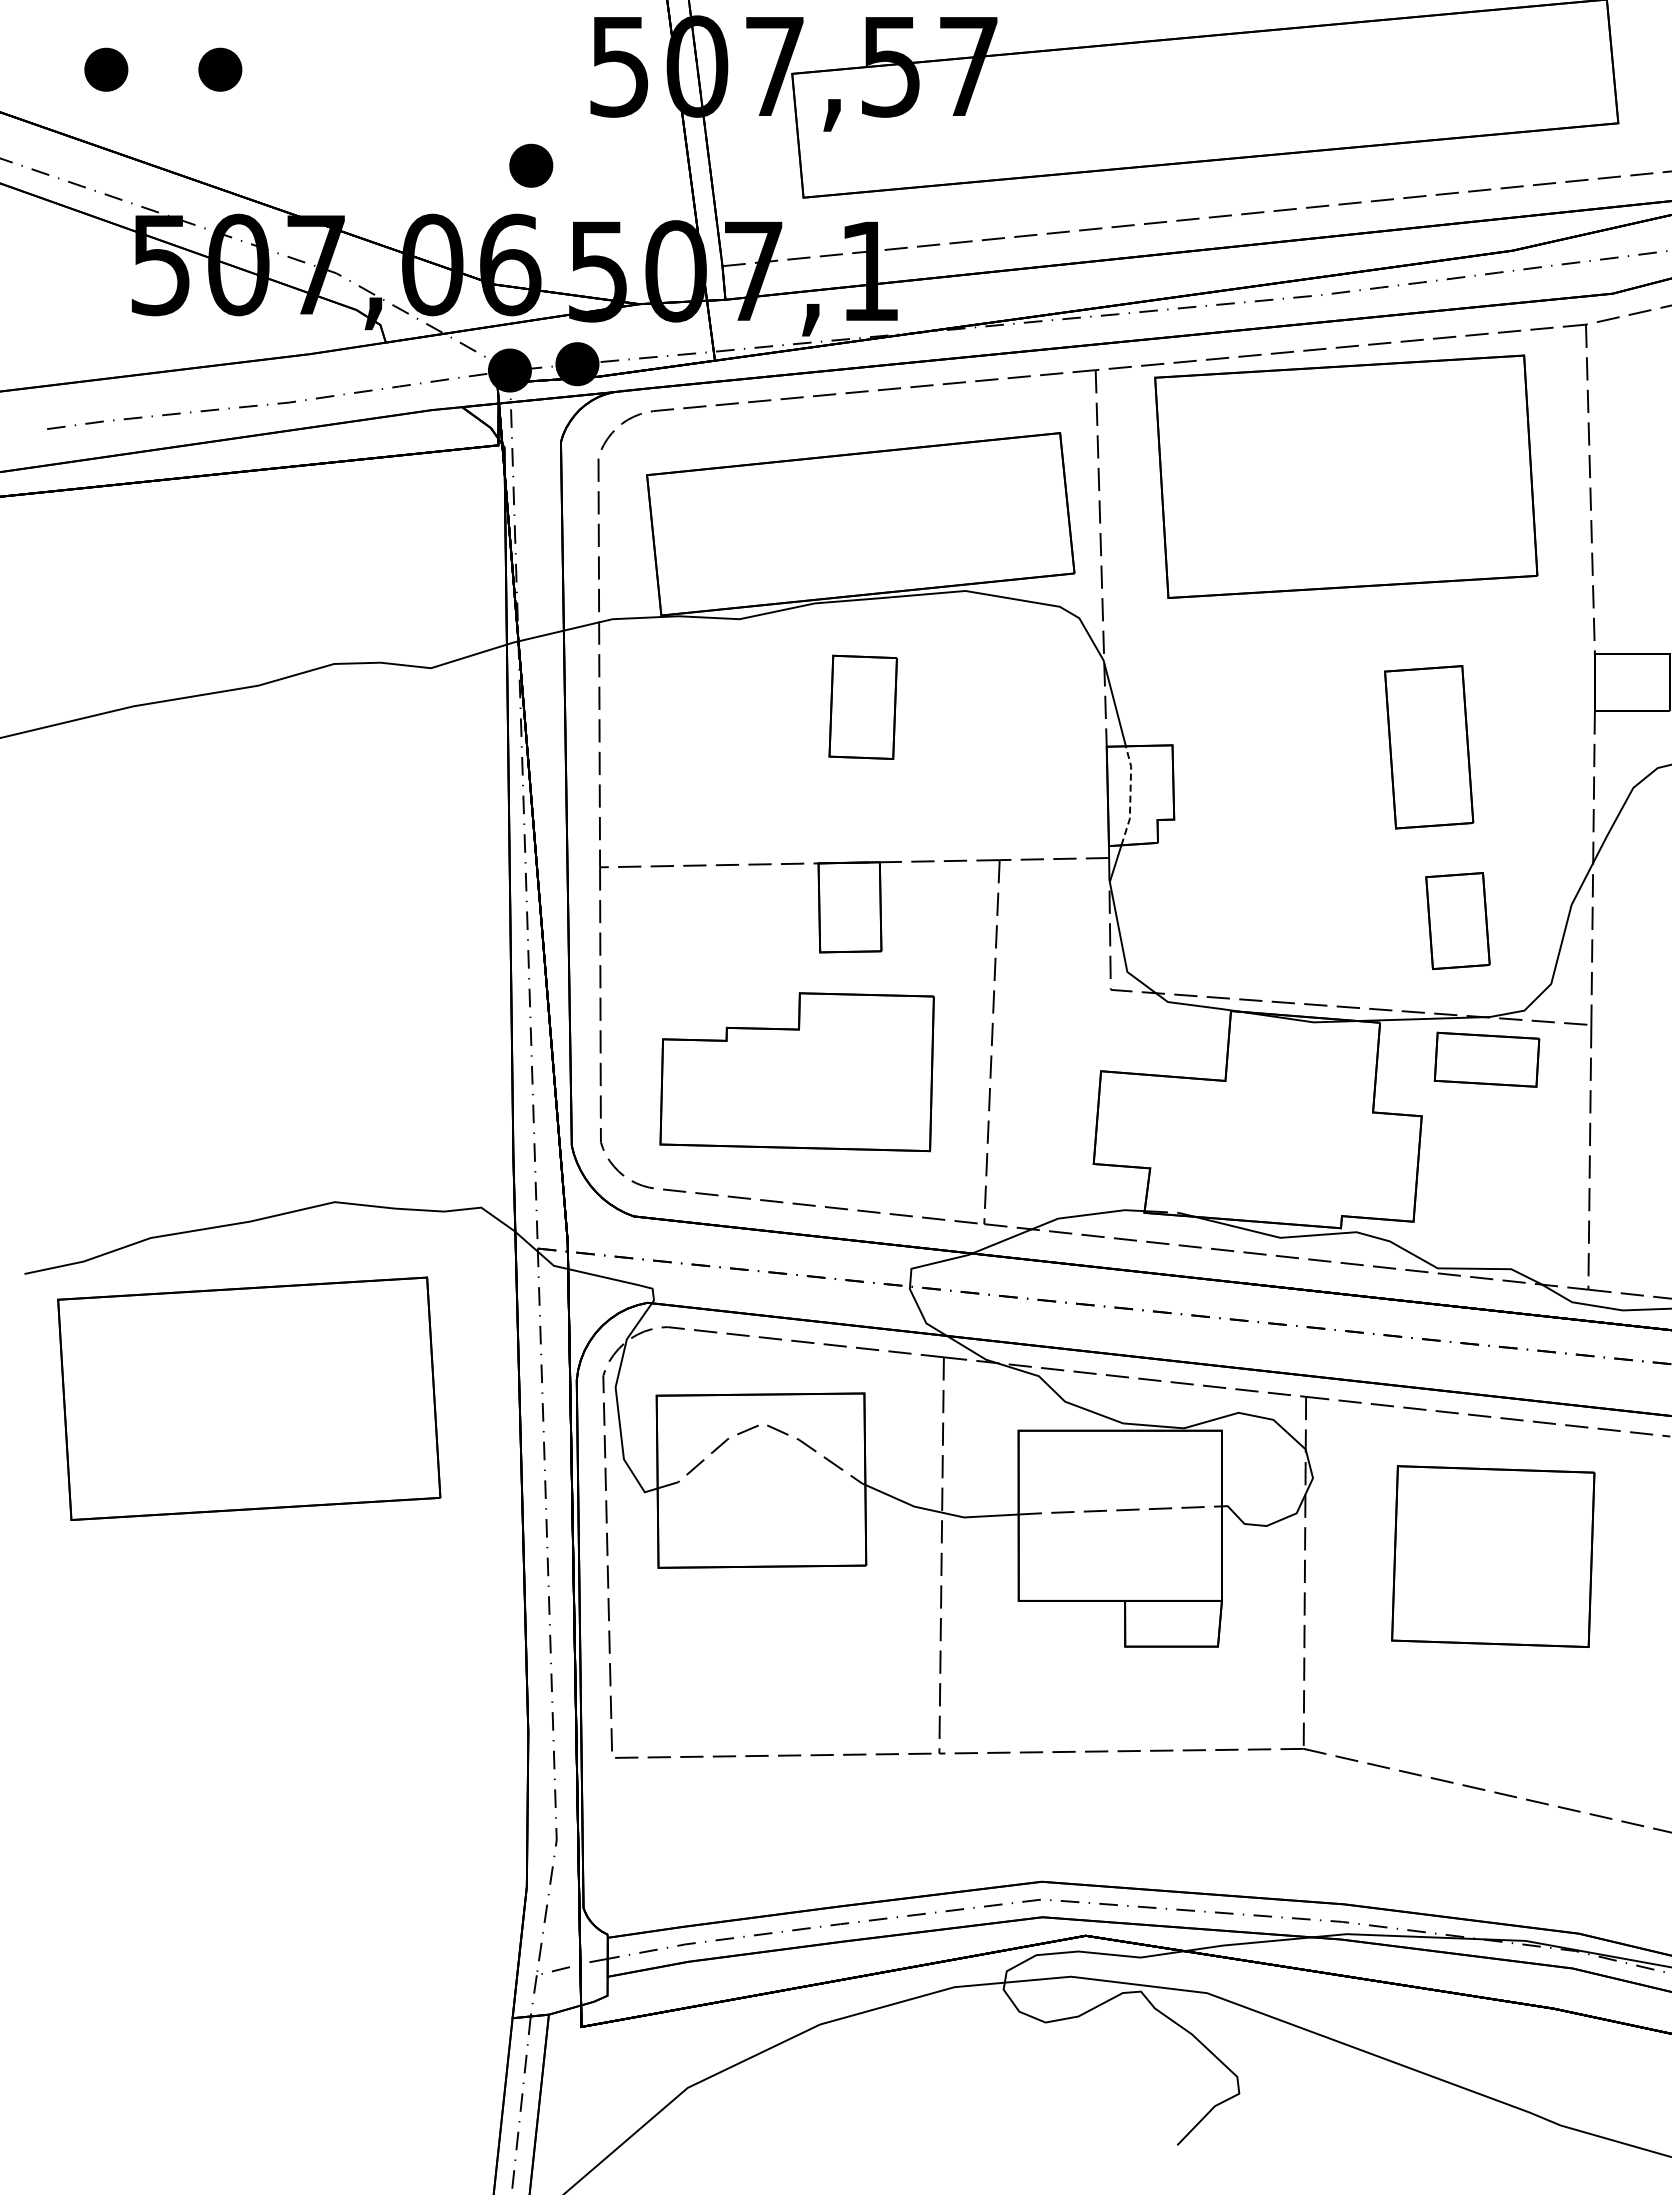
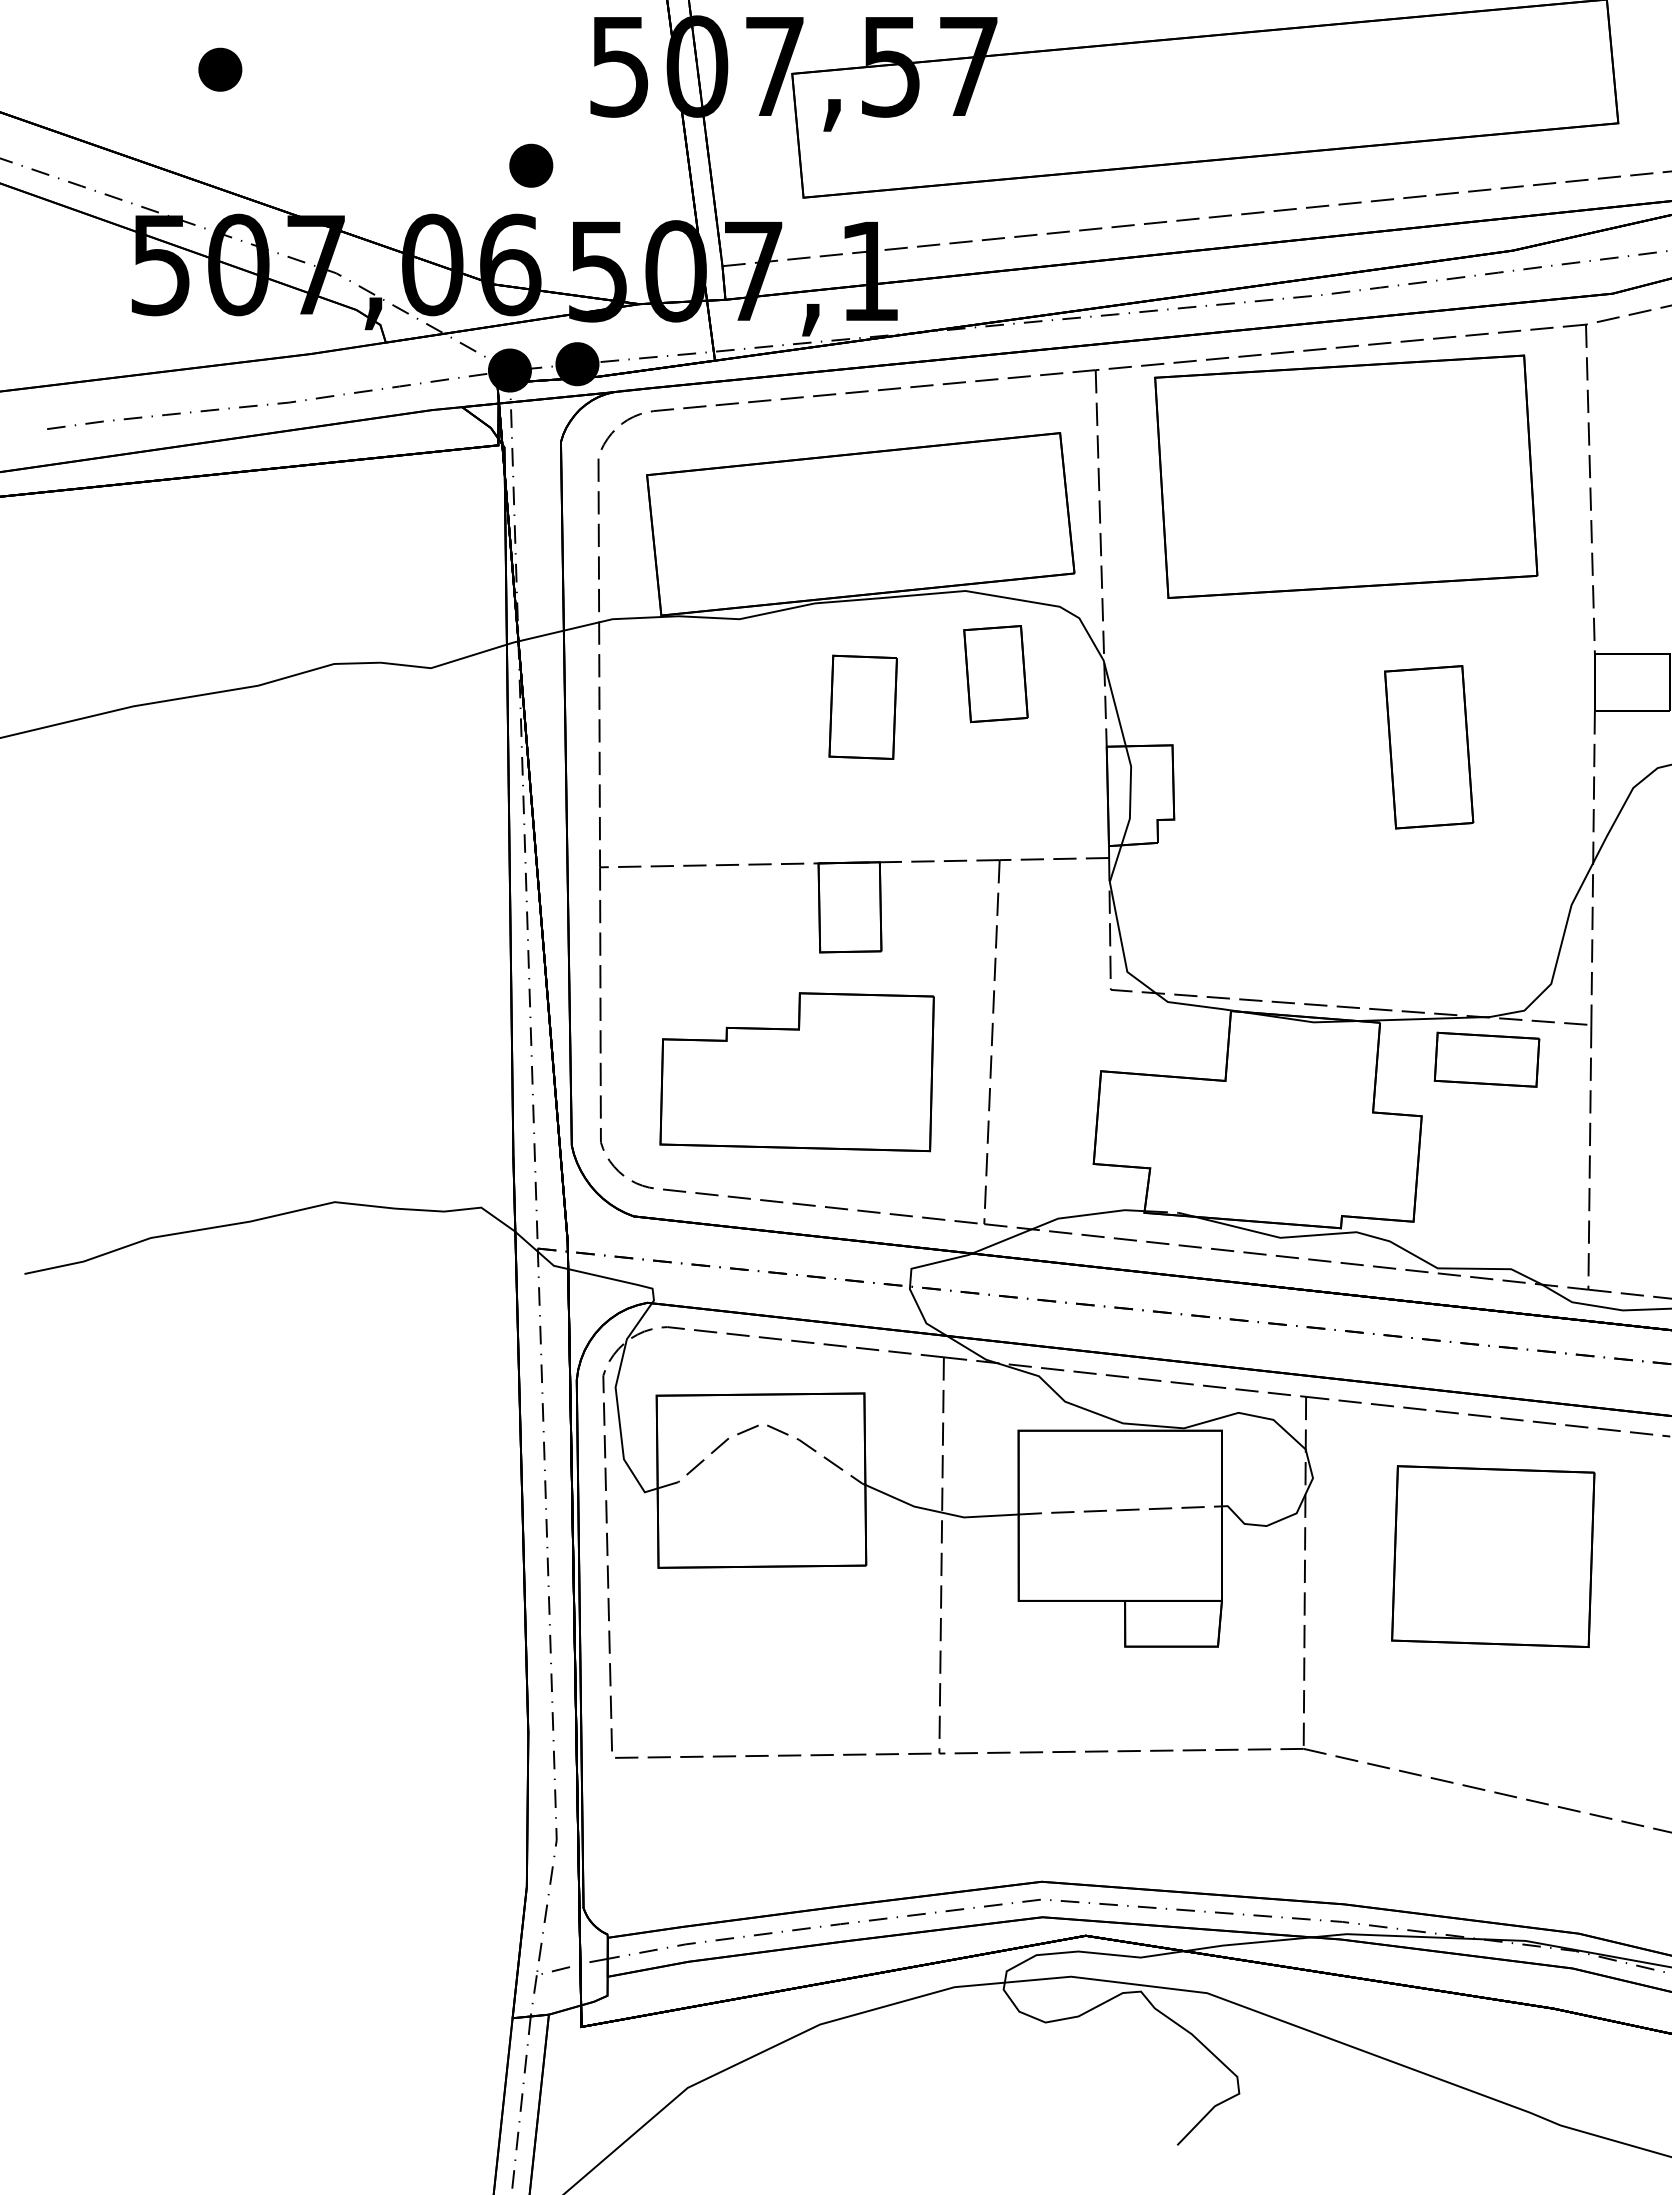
part: present -> none (106, 69)
line: dashed -> solid (1130, 796)
part position: (1457, 921) -> (995, 674) (995, 674)
part: present -> none (249, 1398)
